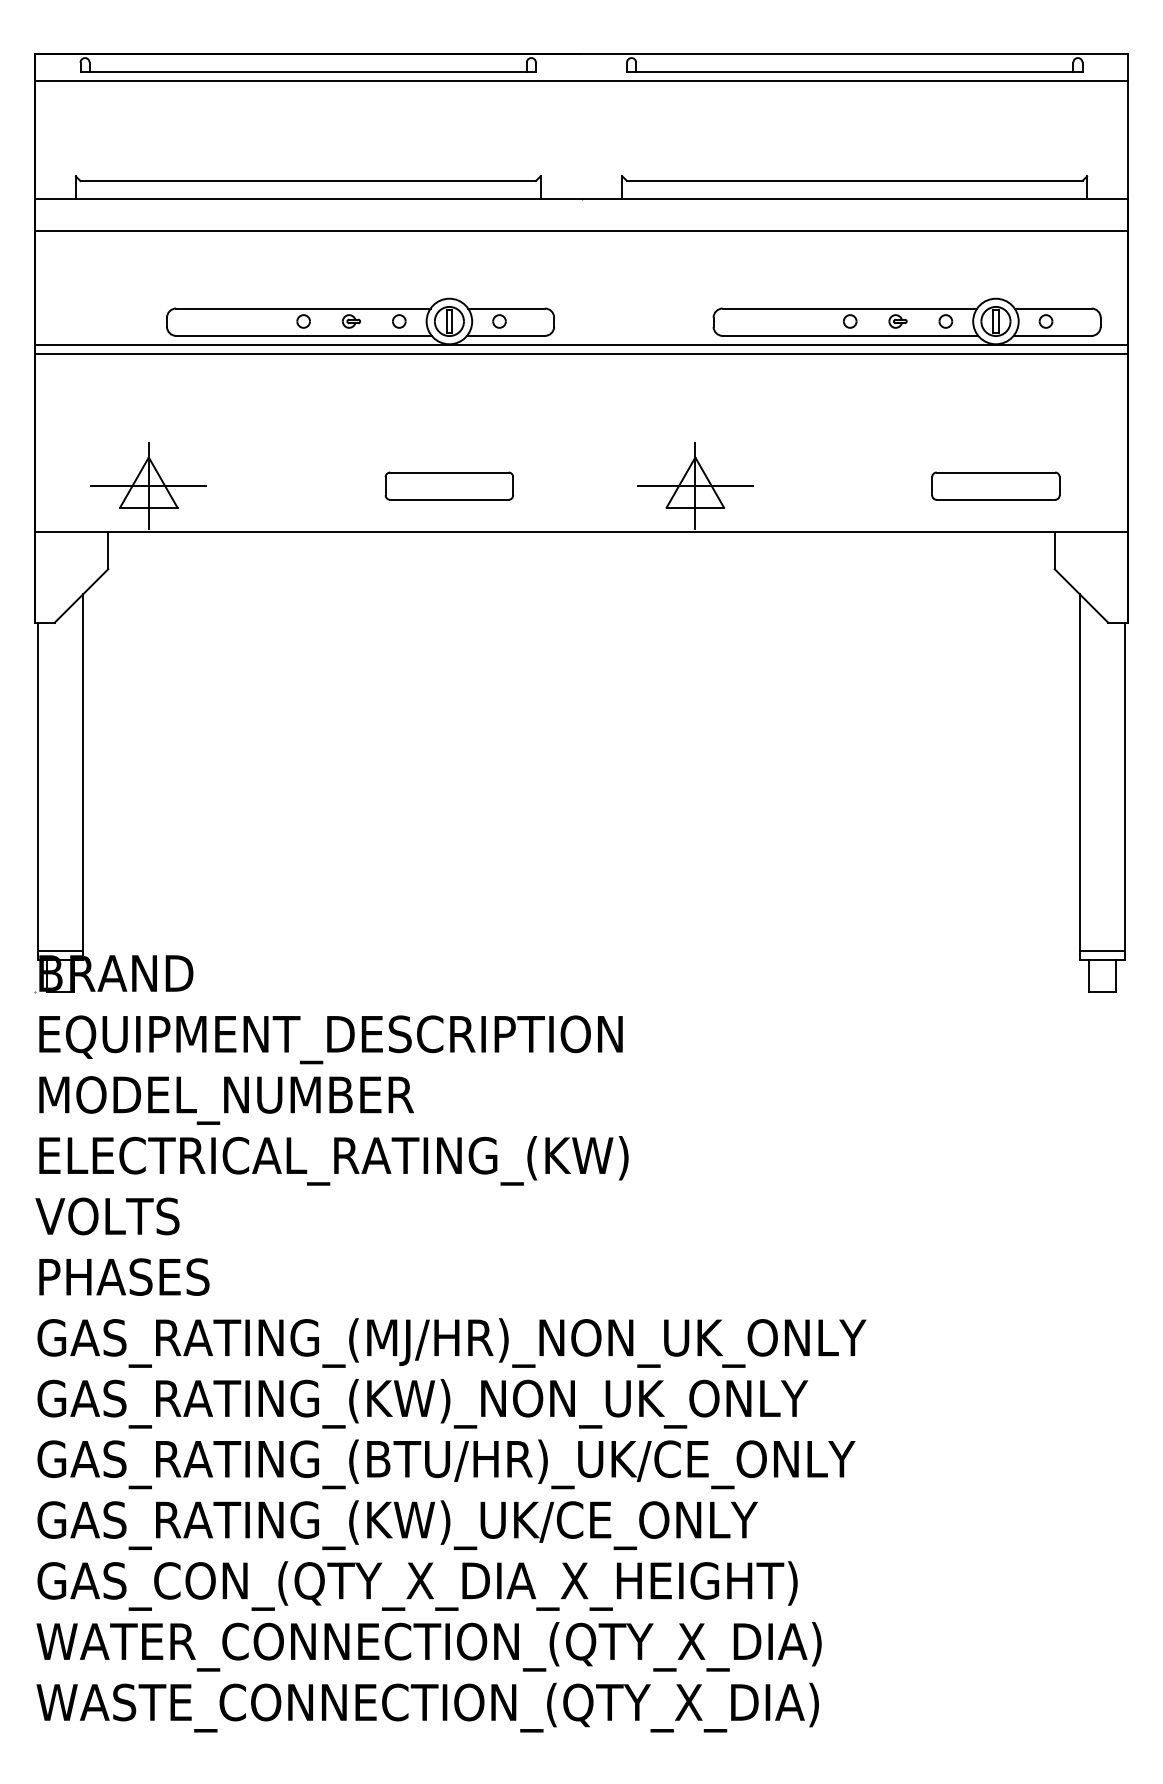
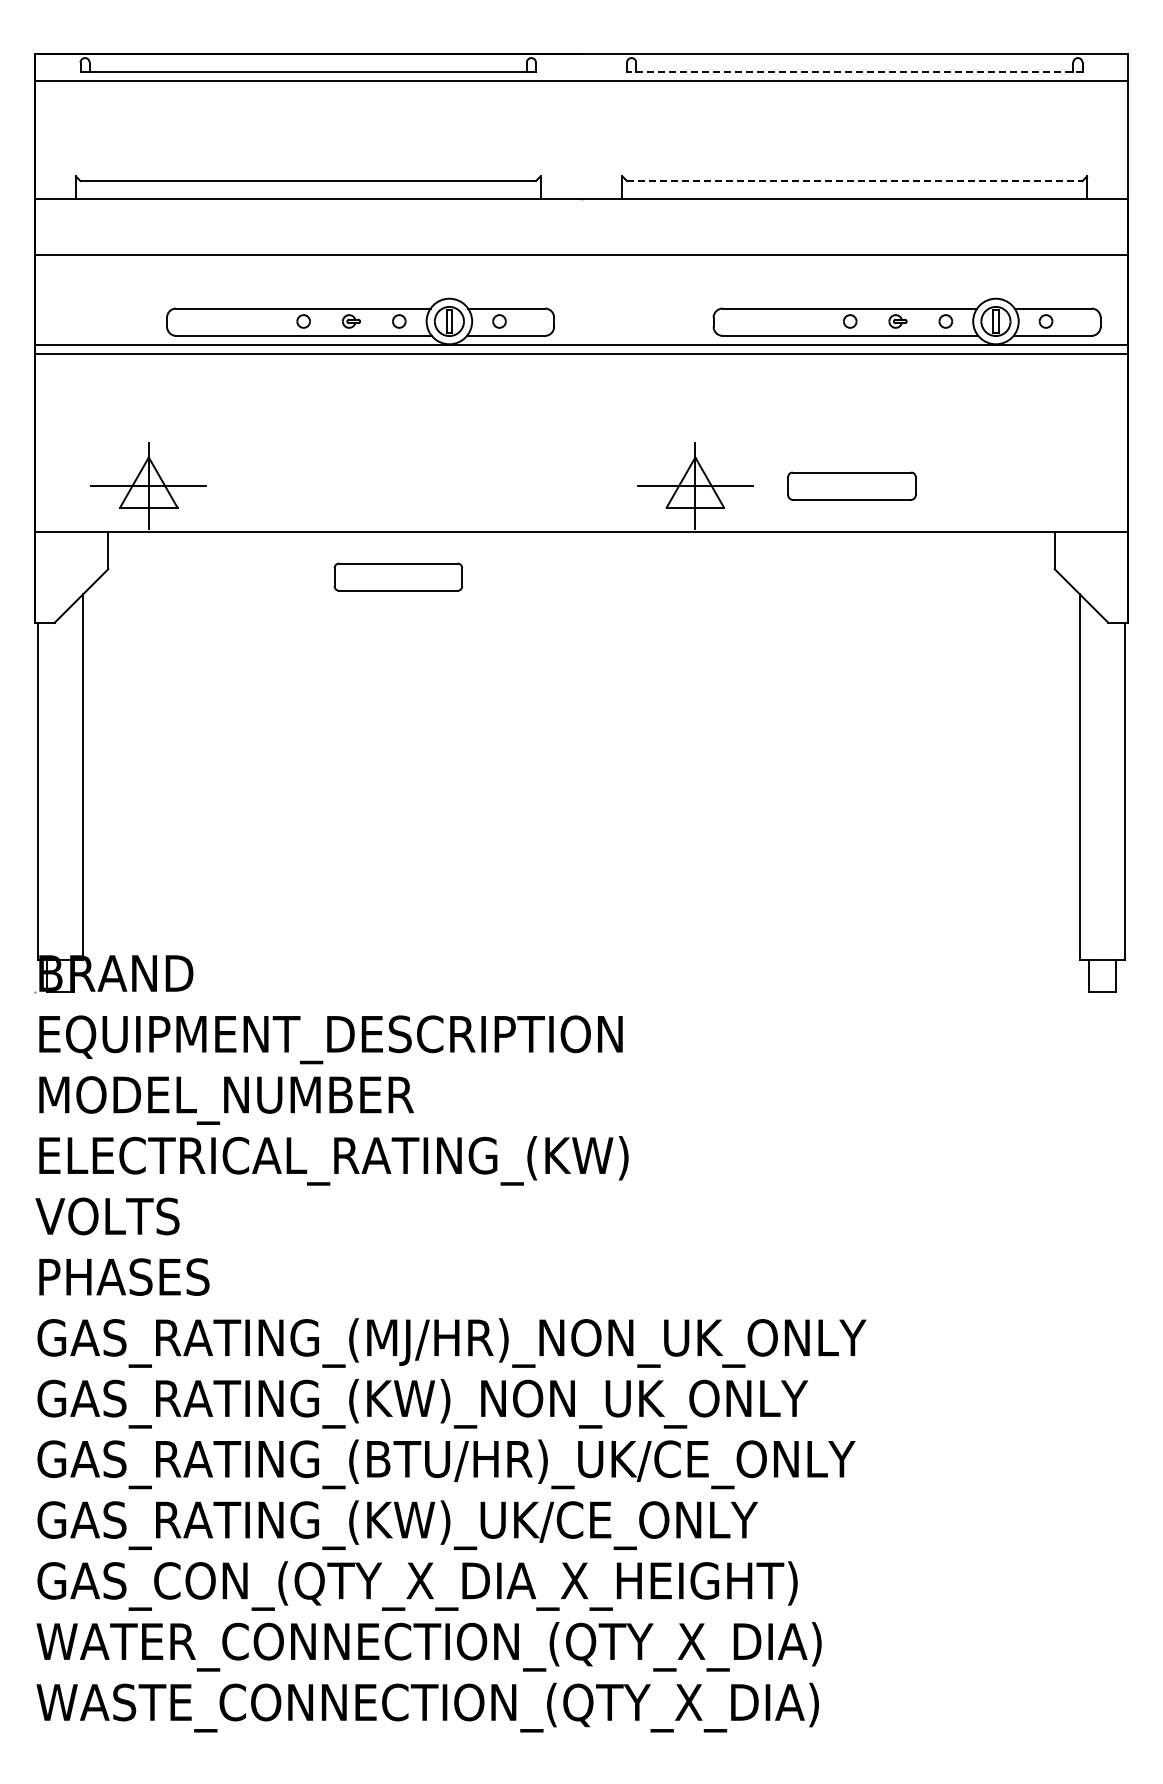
line: solid -> dashed (854, 71)
line: solid -> dashed (854, 181)
line position: (581, 231) -> (581, 255) (581, 255)
part position: (448, 485) -> (397, 576) (397, 576)
part position: (995, 485) -> (851, 485) (851, 485)
line: present -> none (60, 950)
line: present -> none (1102, 950)
